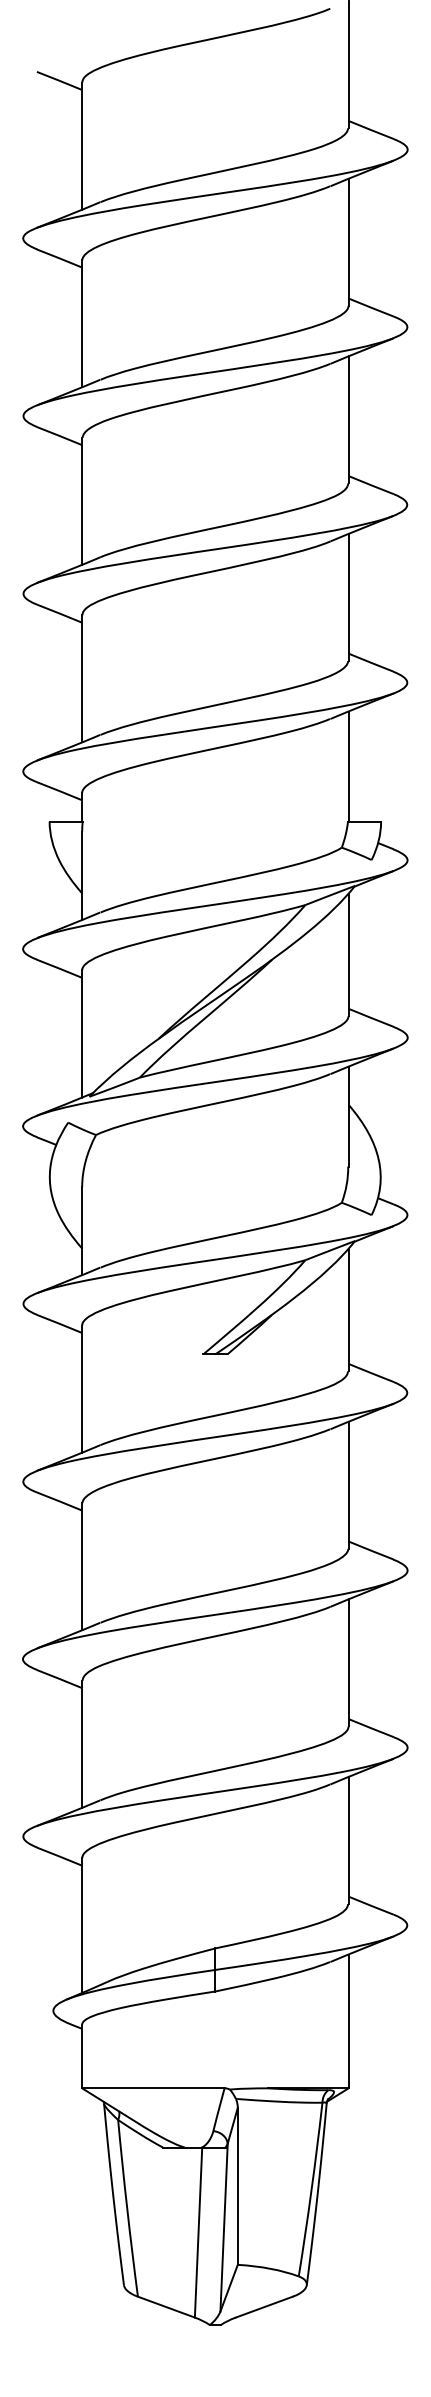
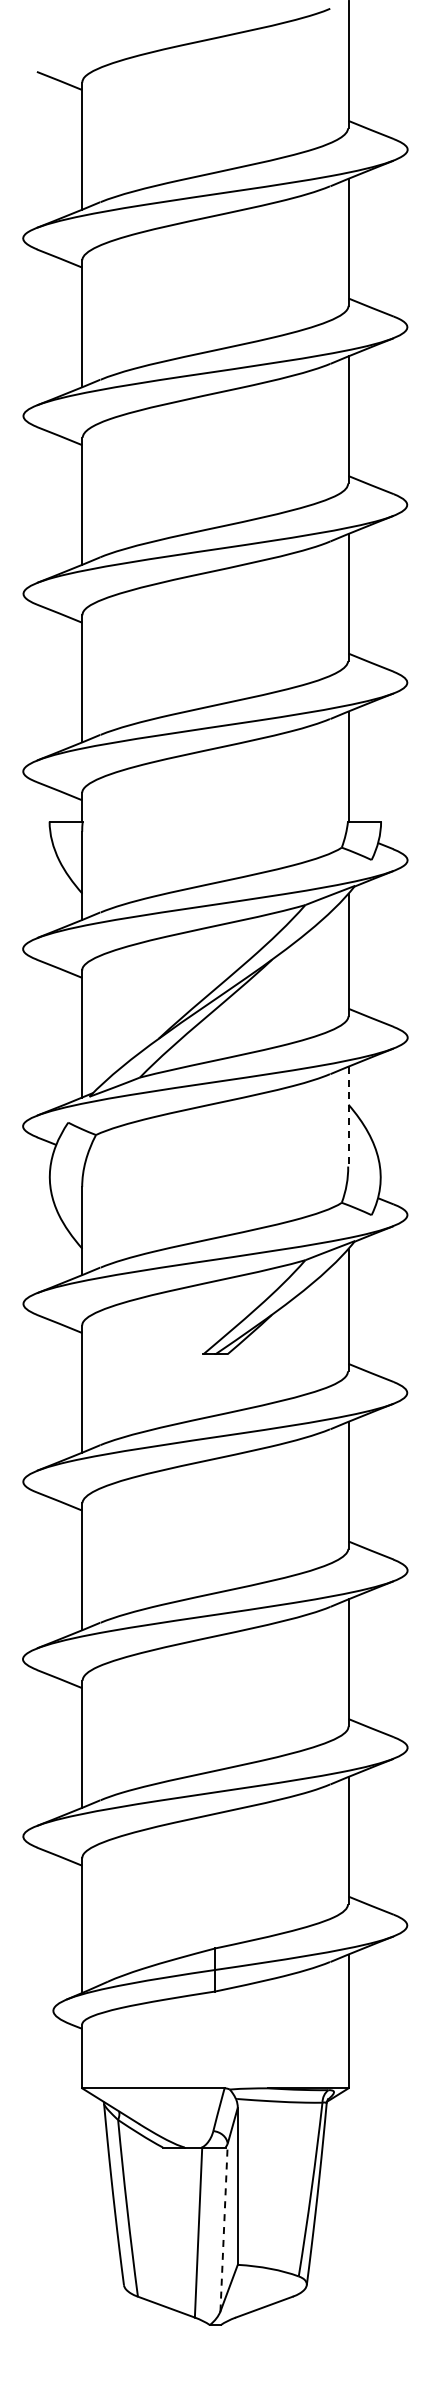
line: solid -> dashed (348, 1116)
line: solid -> dashed (224, 2227)
